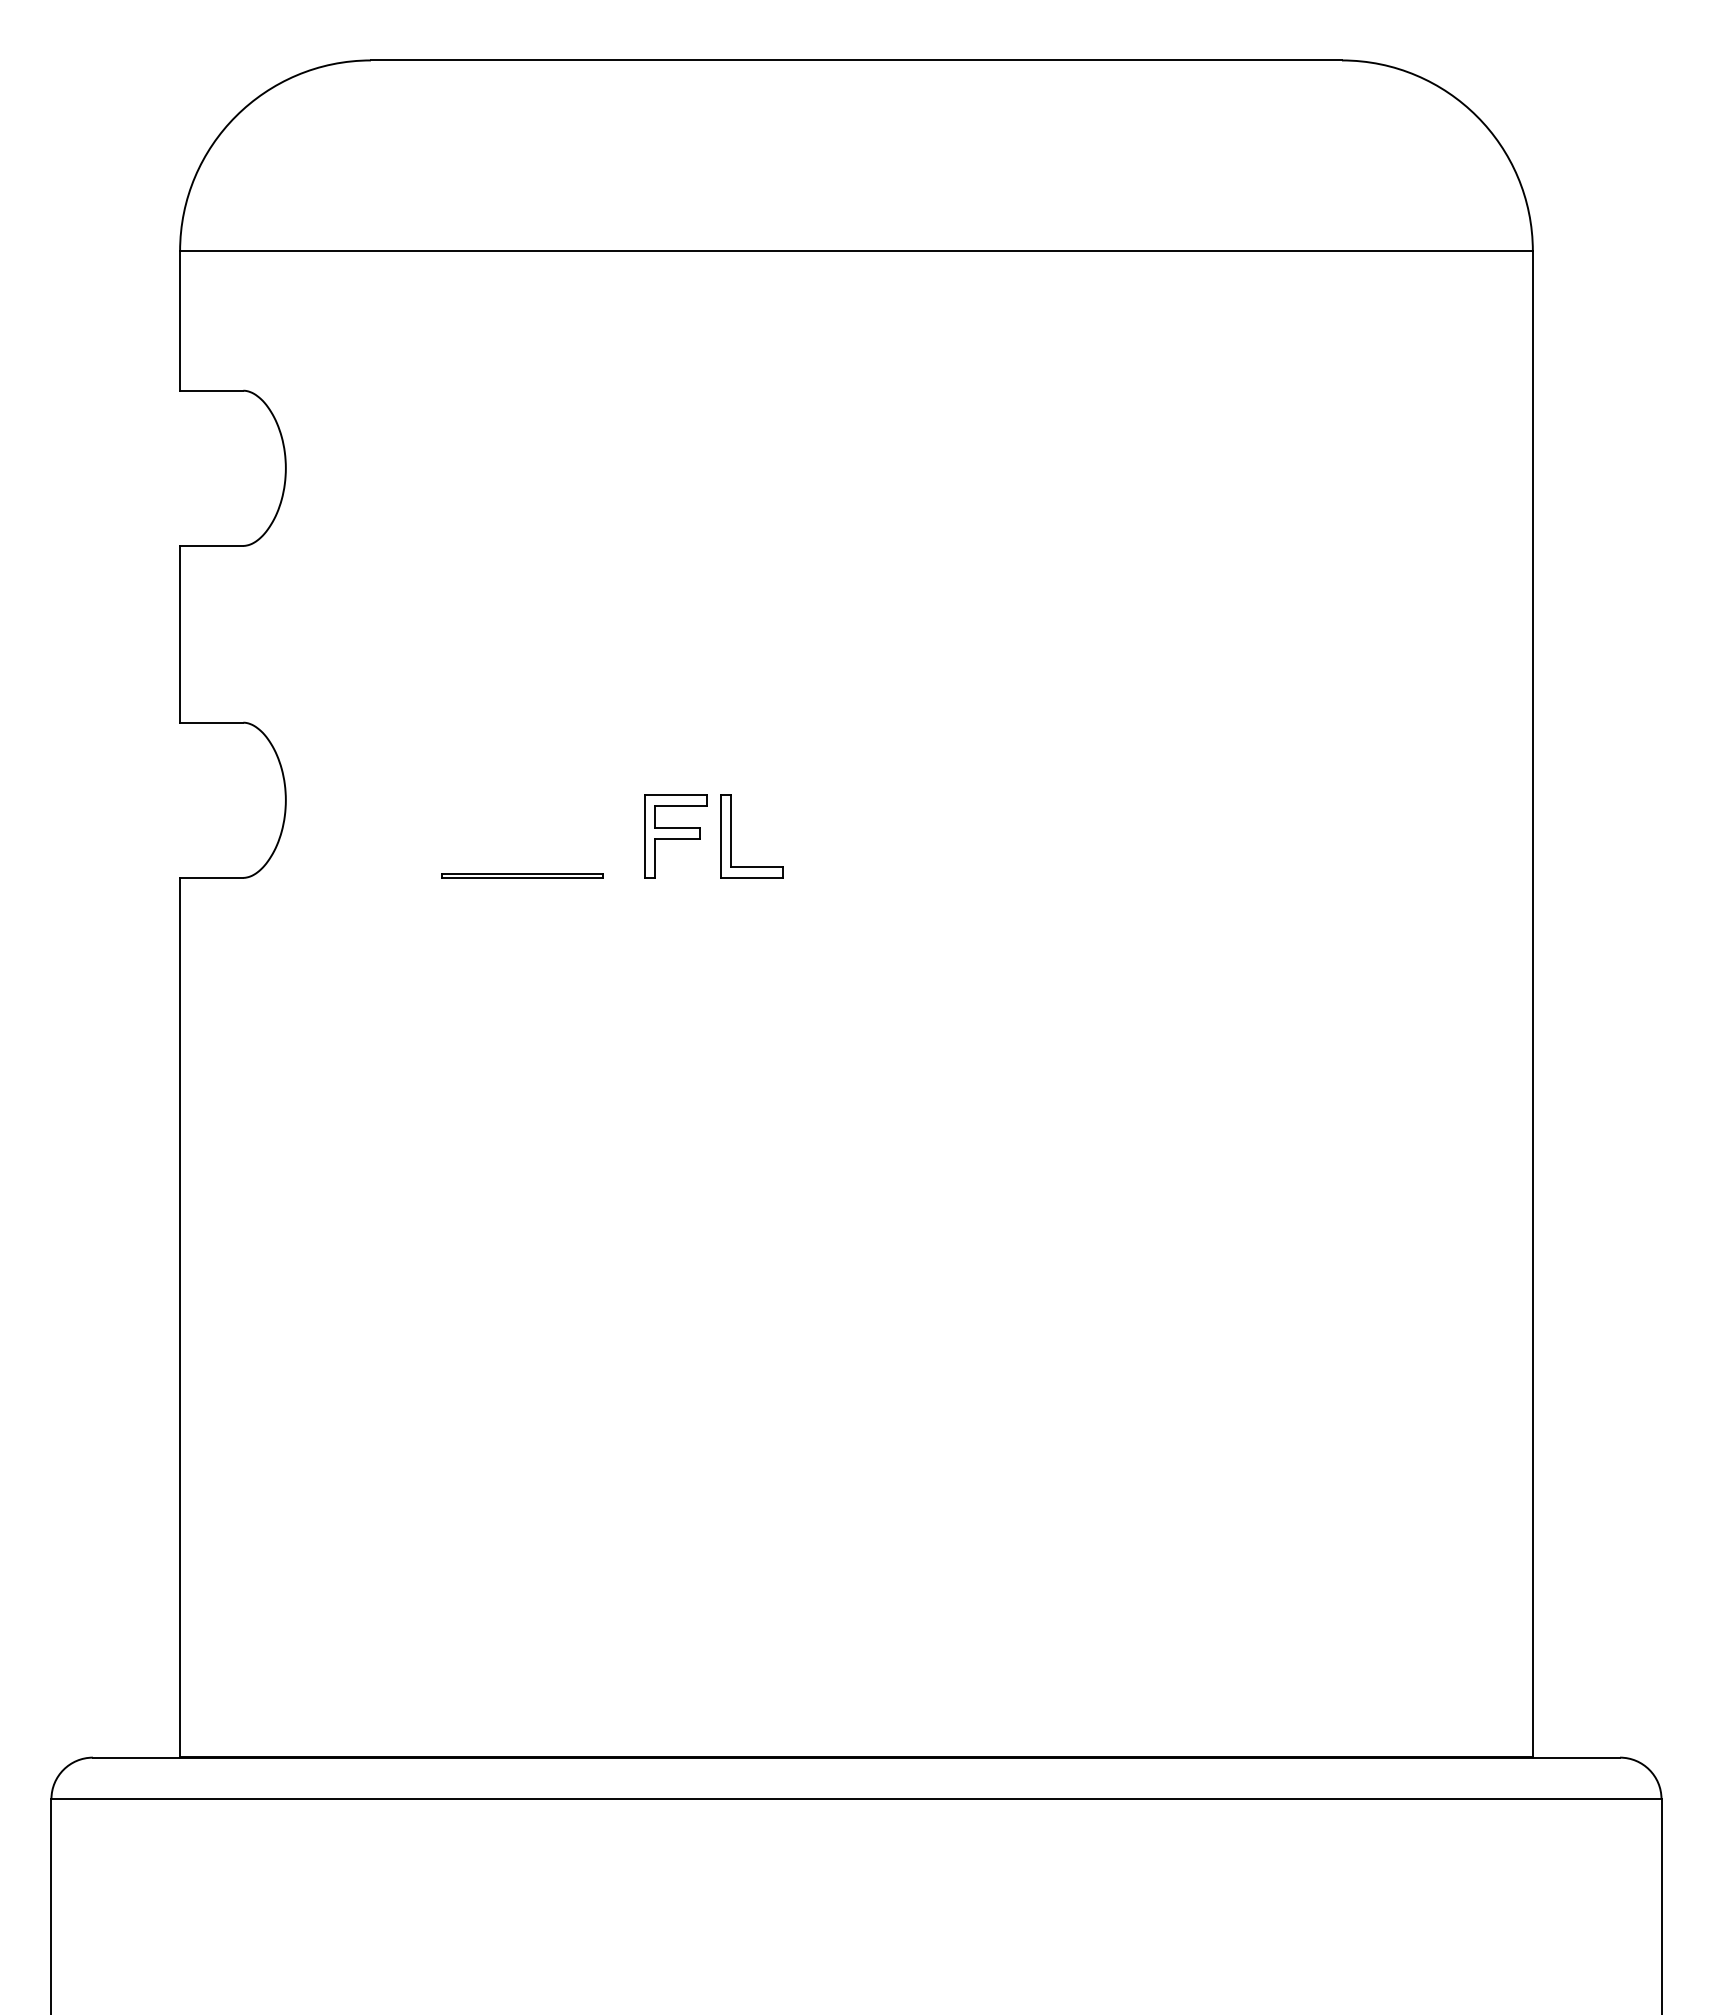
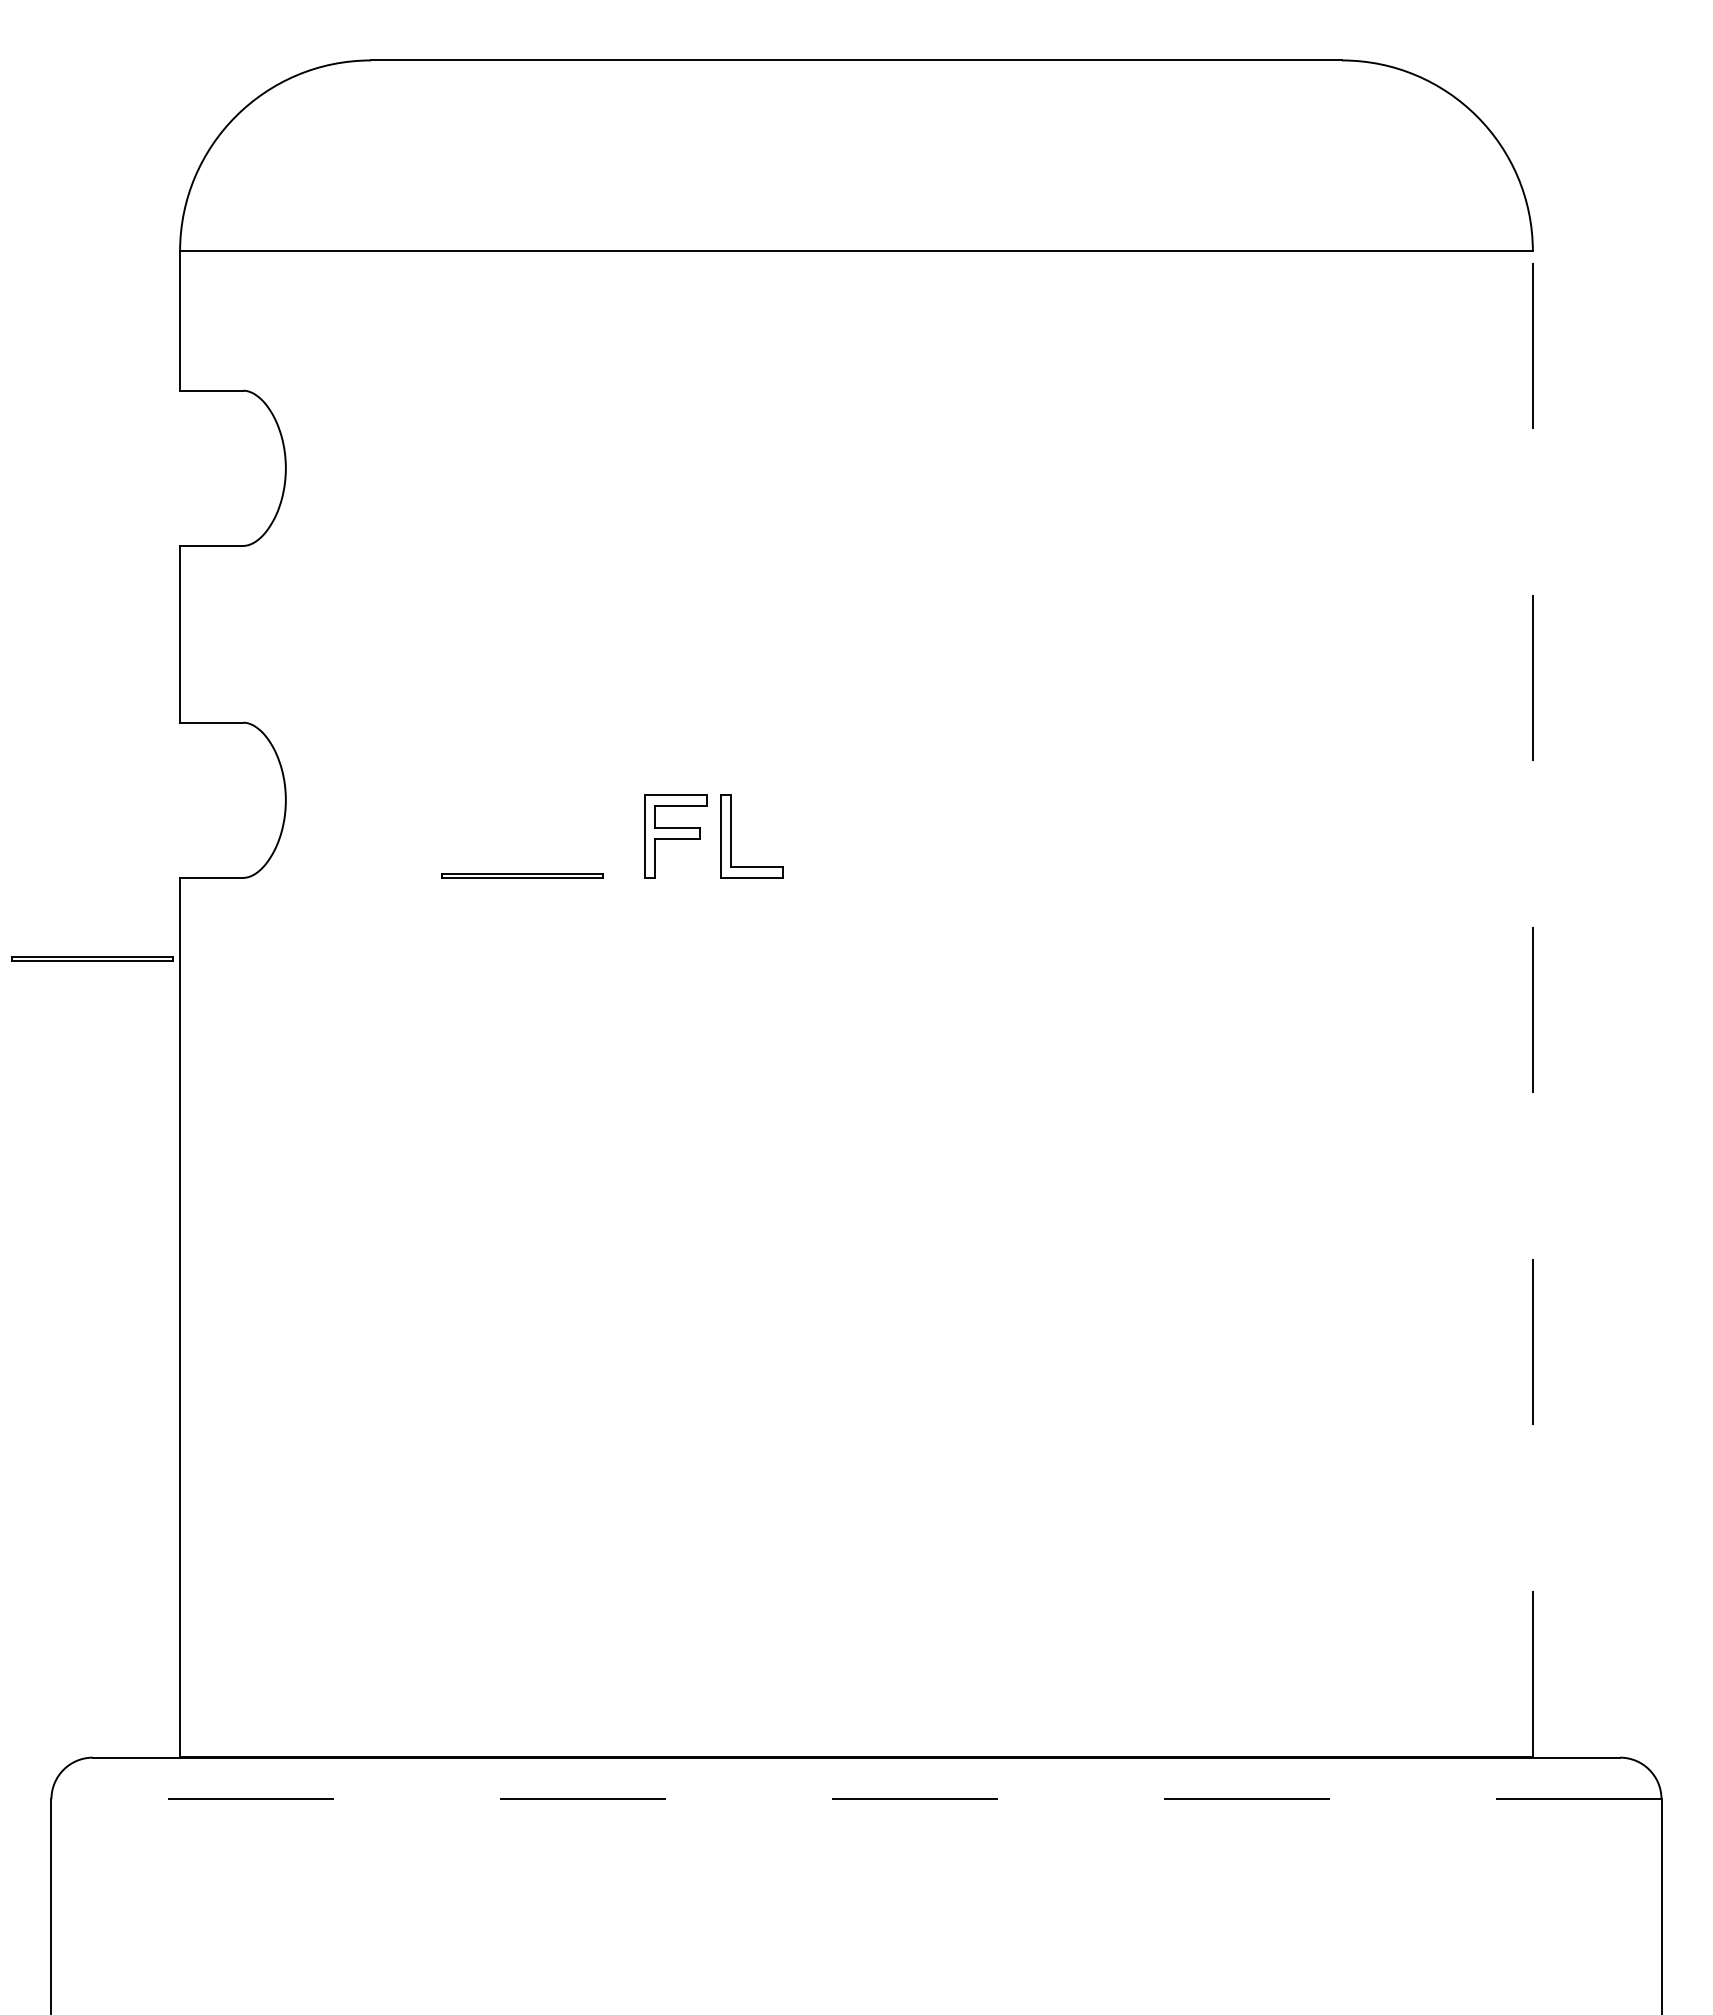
part: none -> present (92, 958)
line: solid -> dashed (1532, 1004)
line: solid -> dashed (855, 1799)
